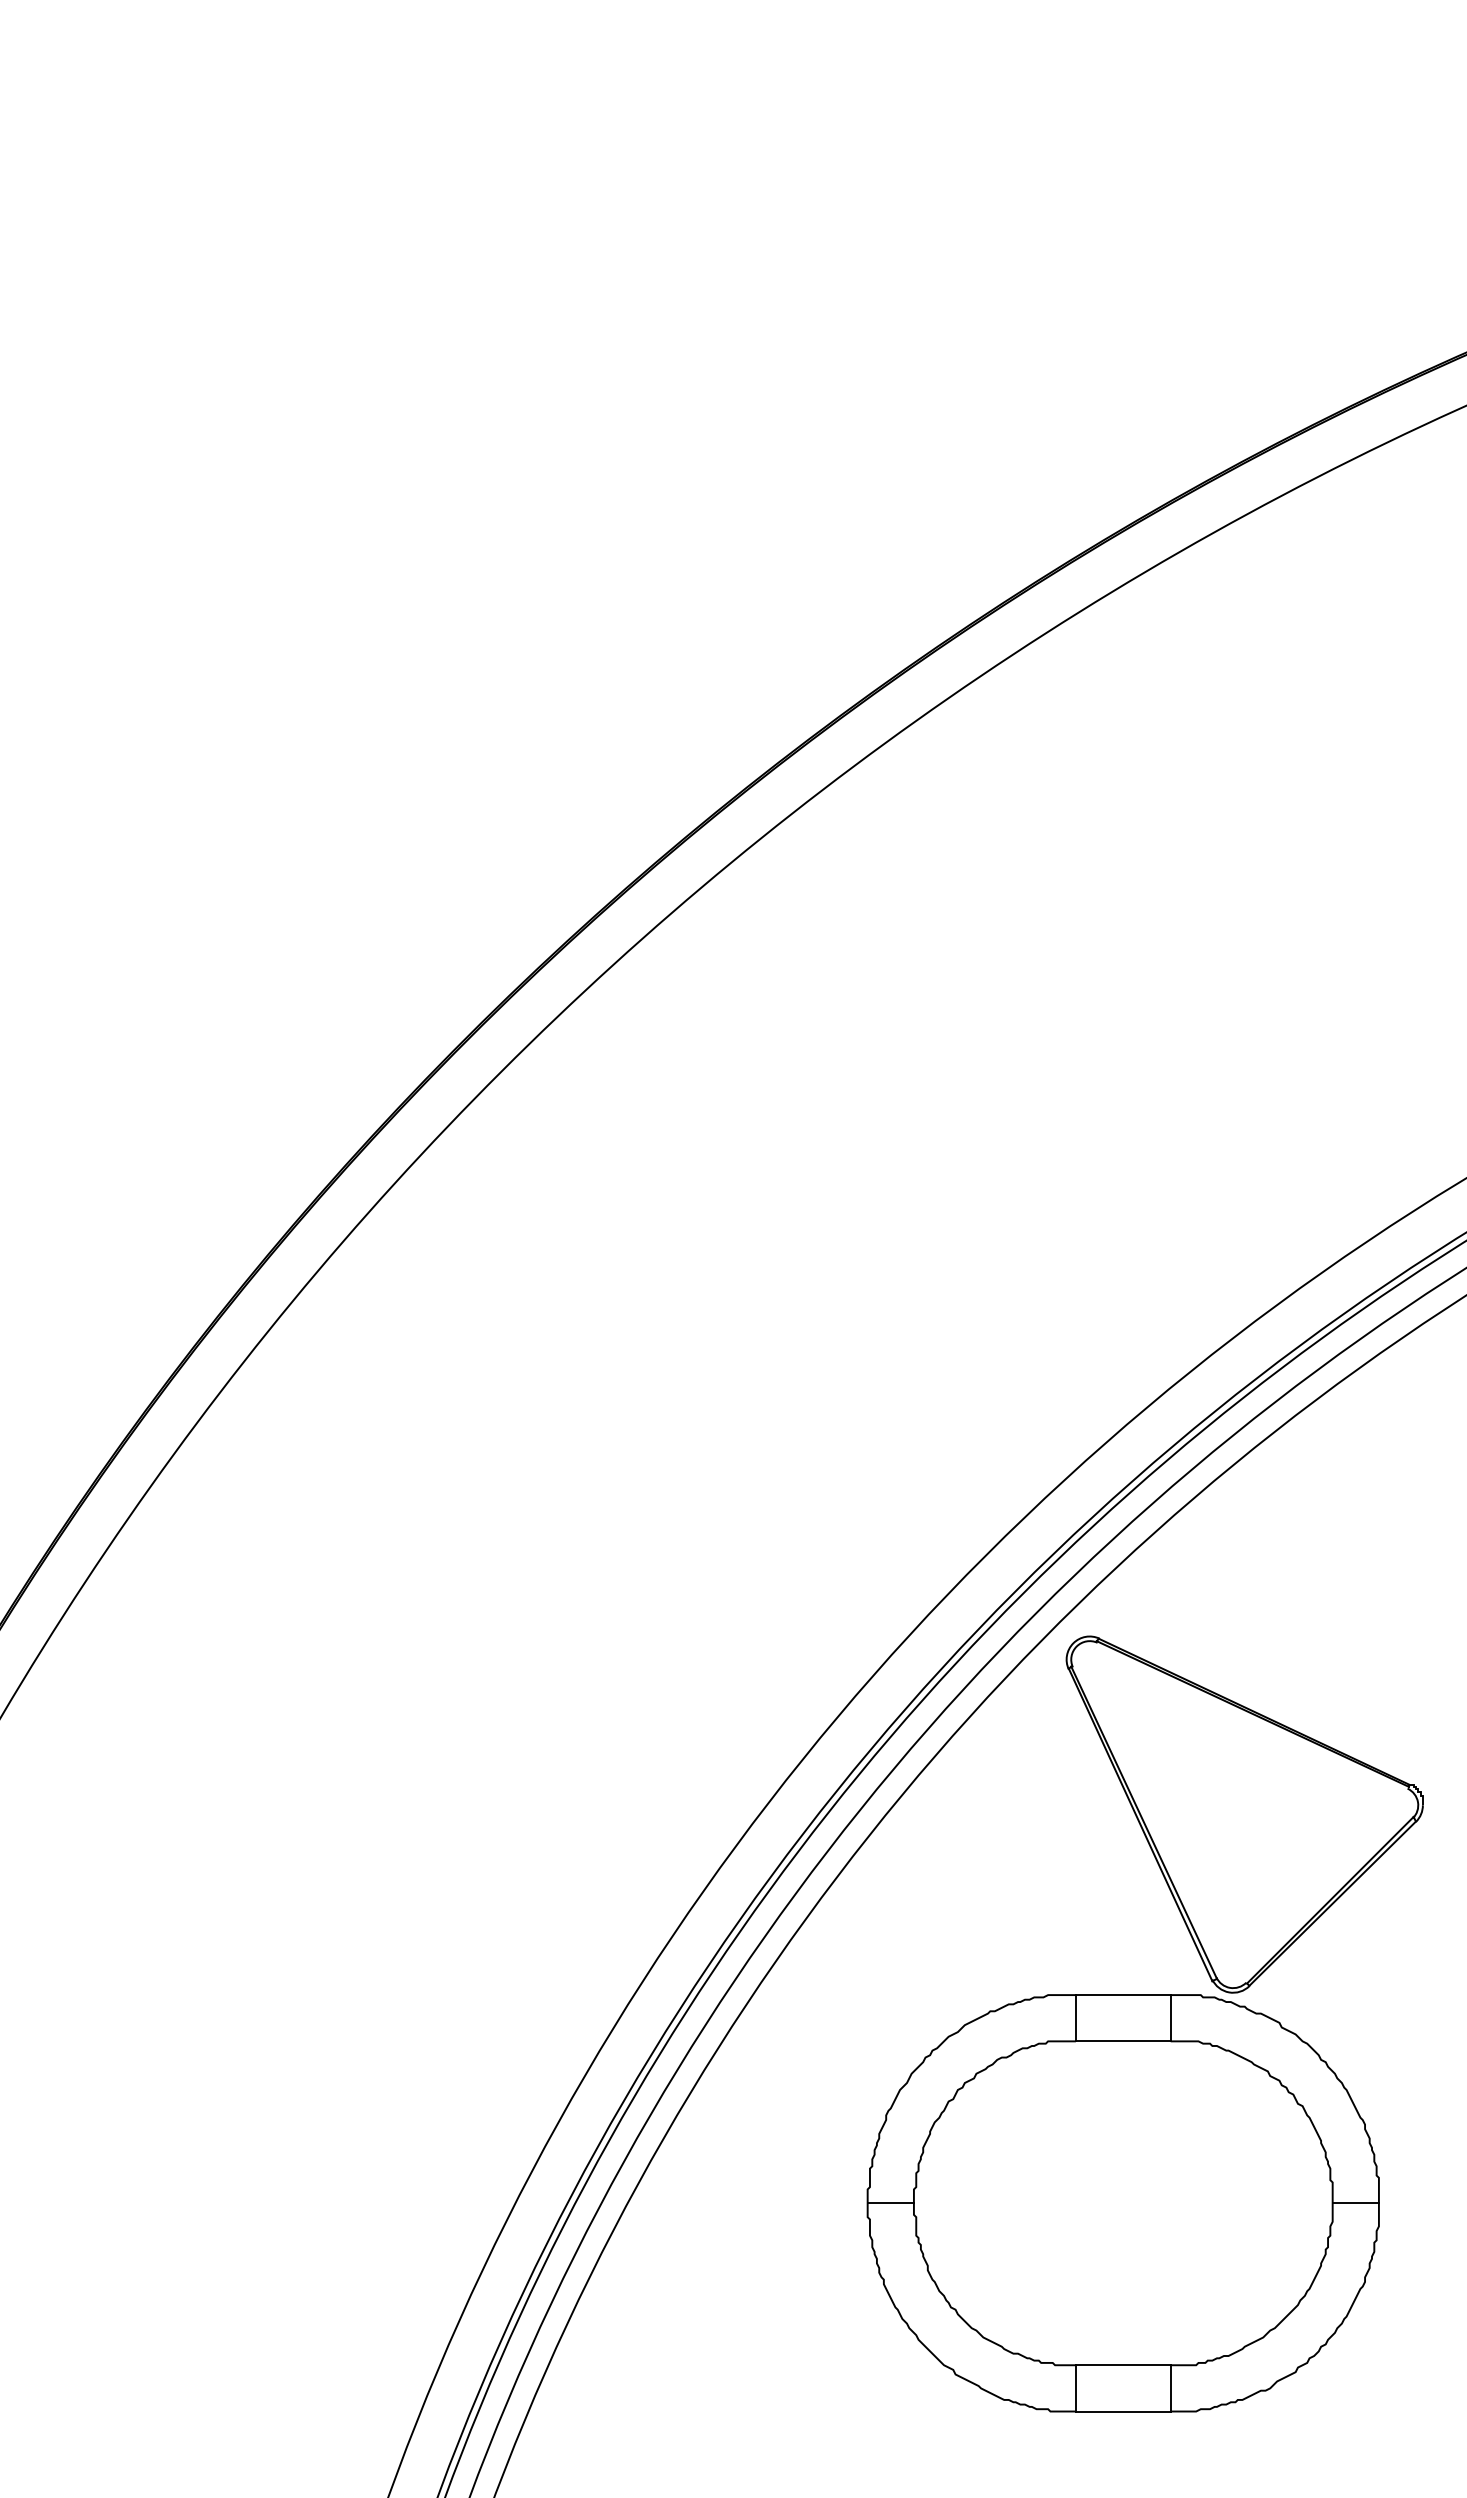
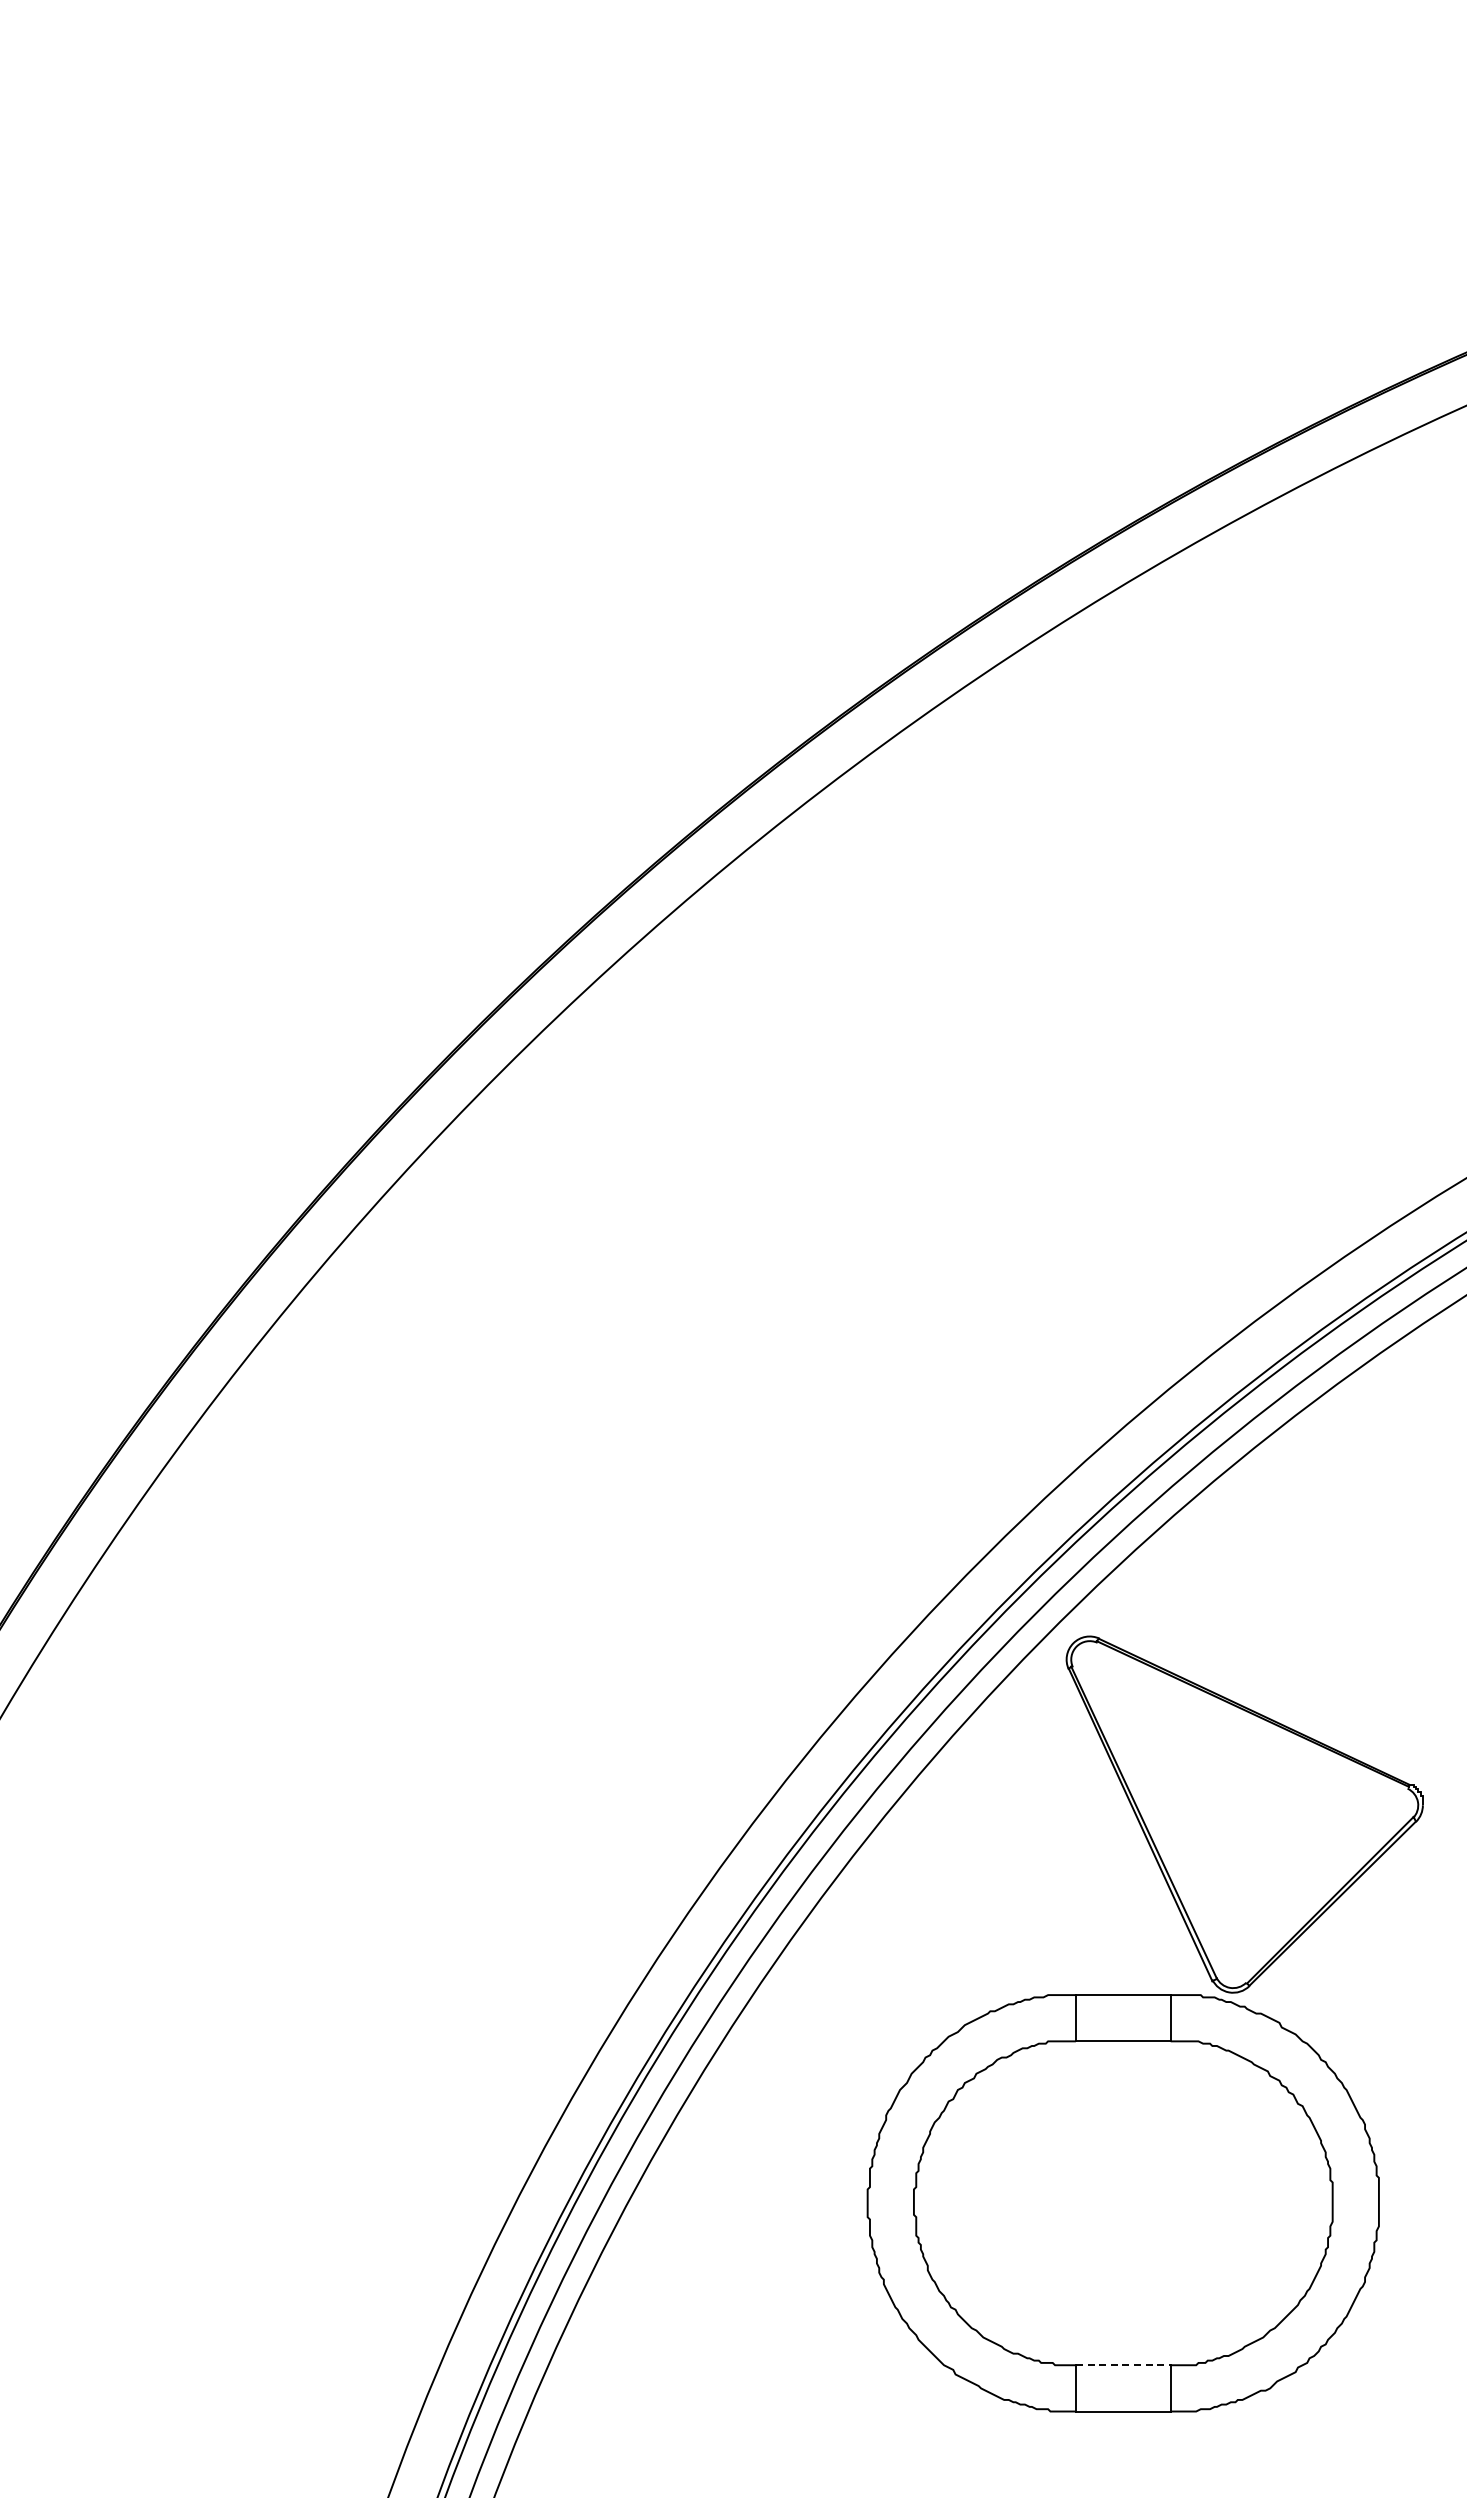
line: present -> none (890, 2203)
line: present -> none (1355, 2203)
line: solid -> dashed (1123, 2365)
